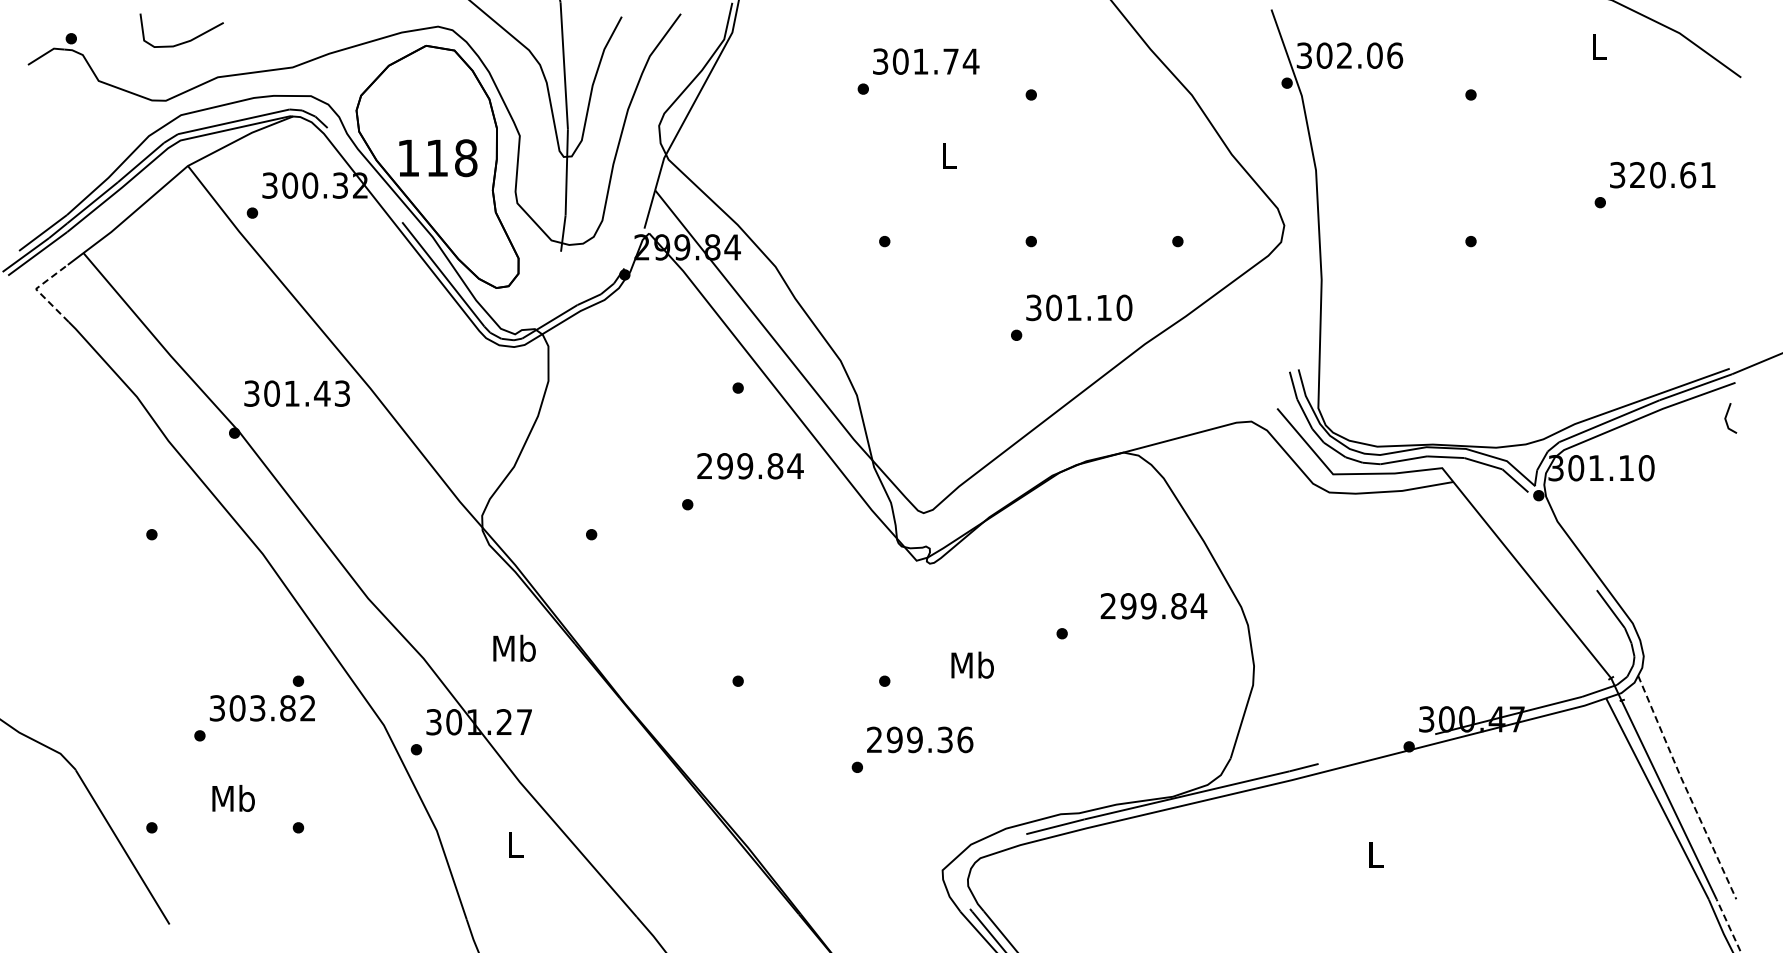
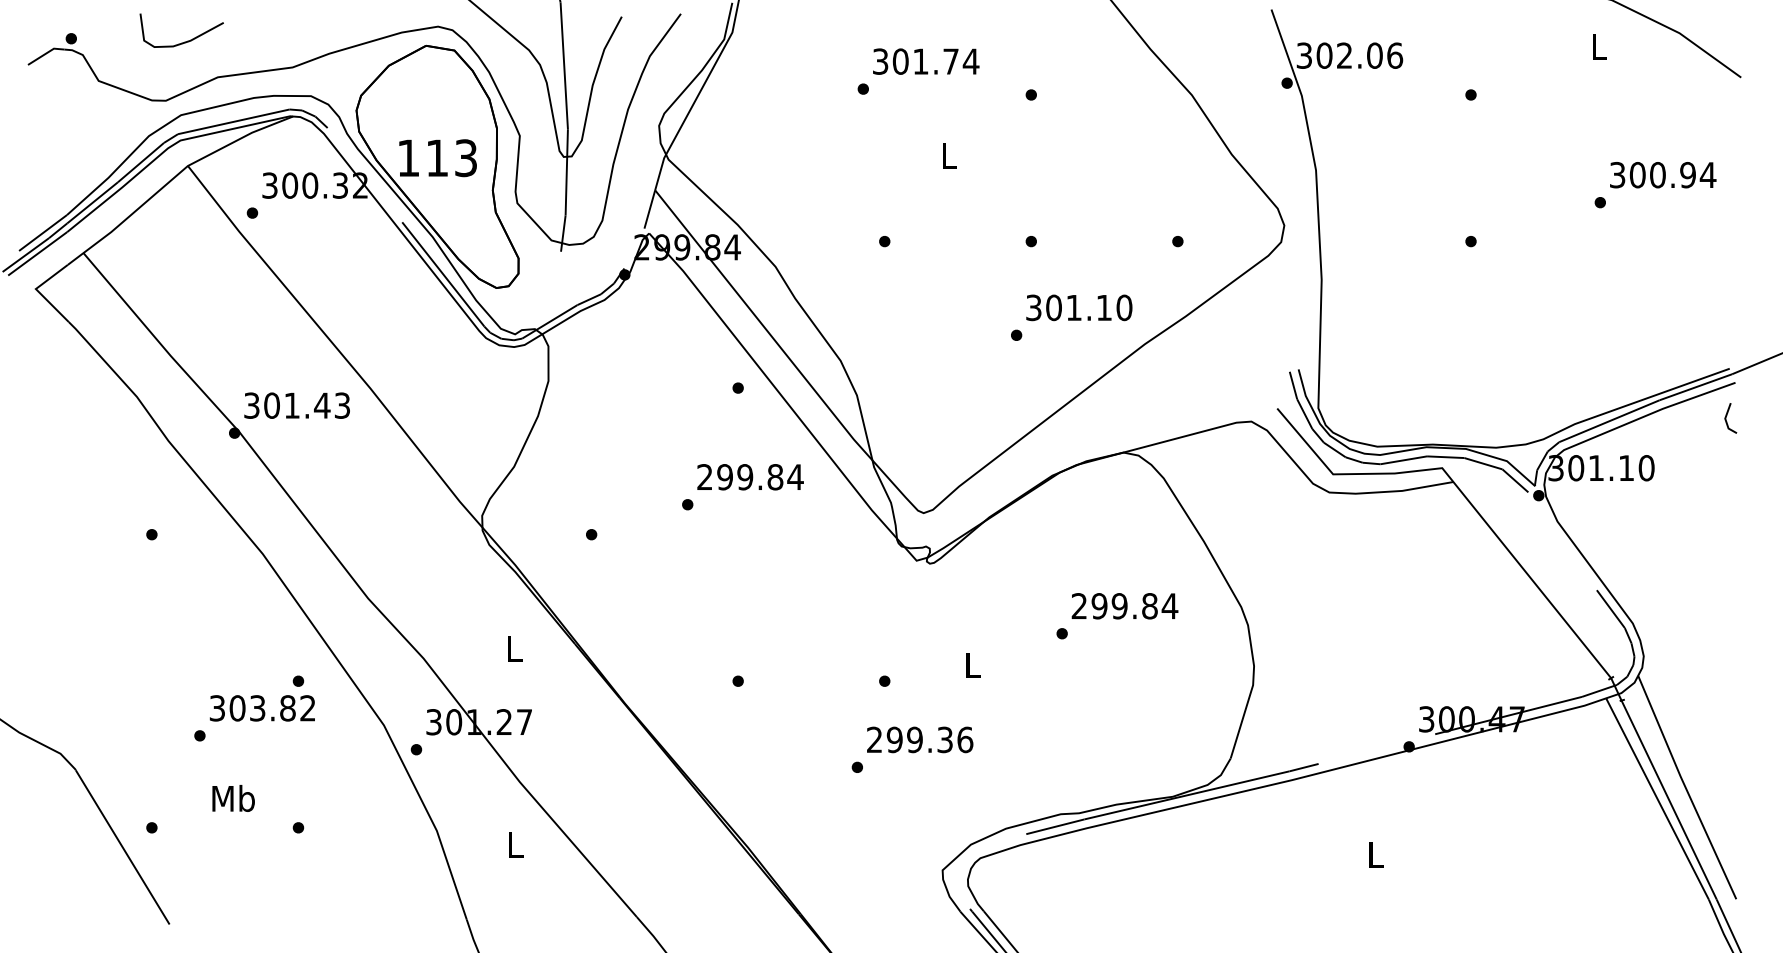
text: 118 -> 113 (466, 158)
text: 320.61 -> 300.94 (1672, 175)
line: dashed -> solid (37, 290)
text position: (296, 393) -> (296, 405) (296, 405)
text position: (750, 466) -> (750, 477) (750, 477)
text position: (1153, 606) -> (1124, 606) (1124, 606)
text: Mb -> L (514, 647)
text: Mb -> L (972, 664)
line: dashed -> solid (1685, 787)
line: dashed -> solid (1728, 925)
